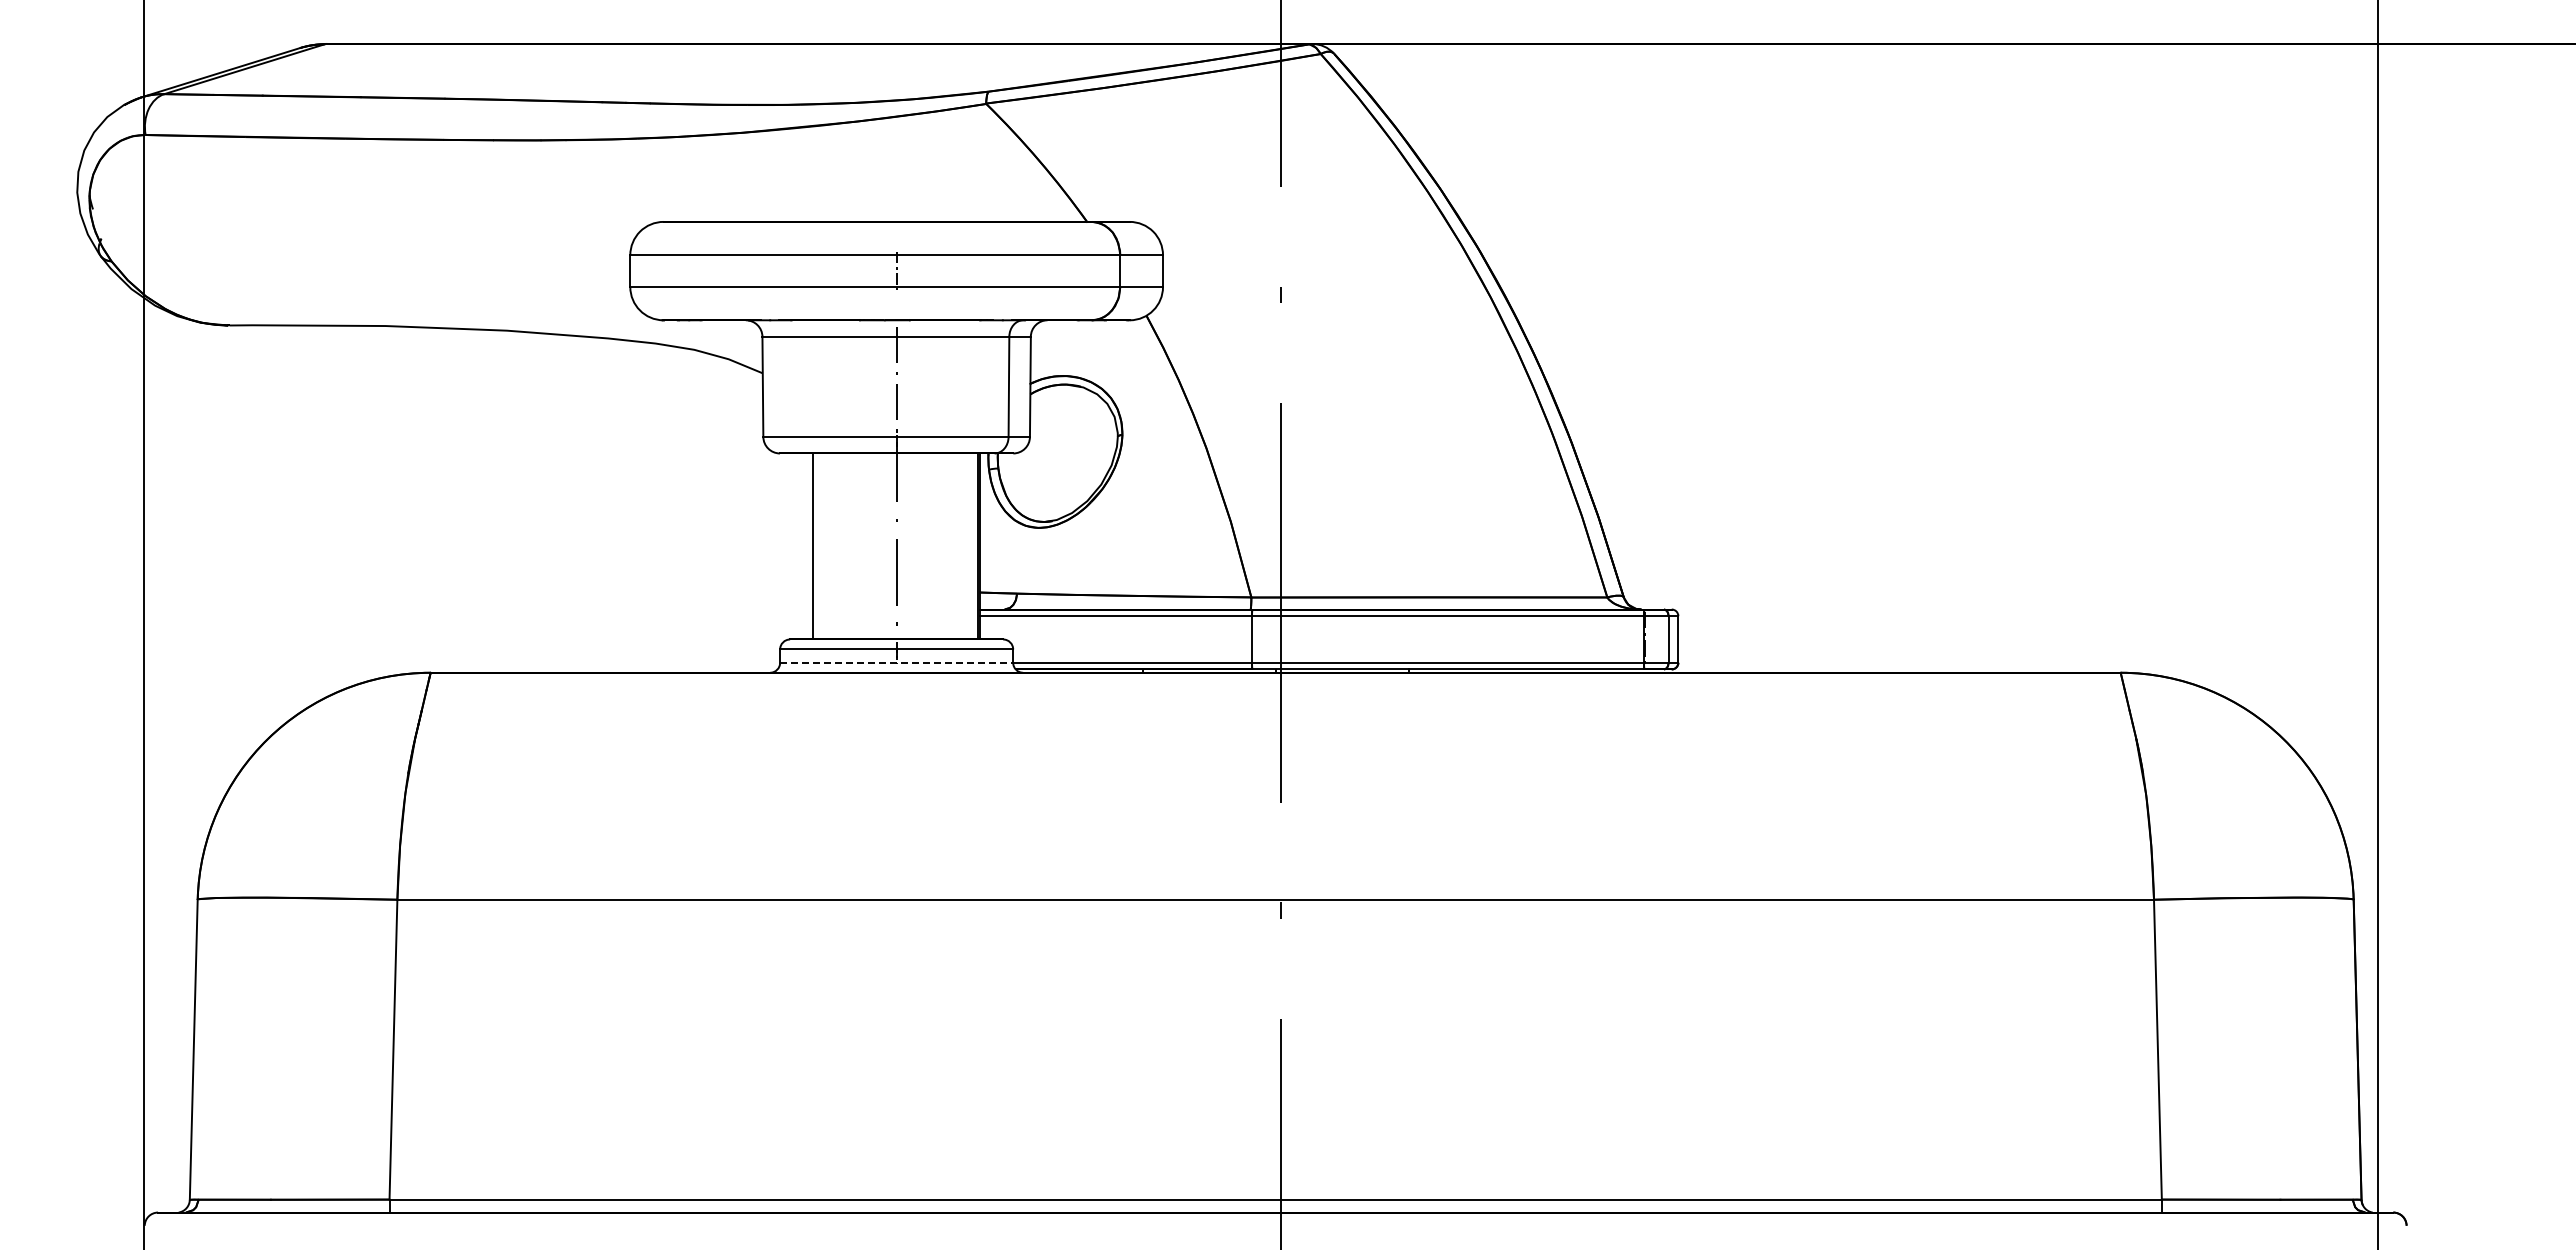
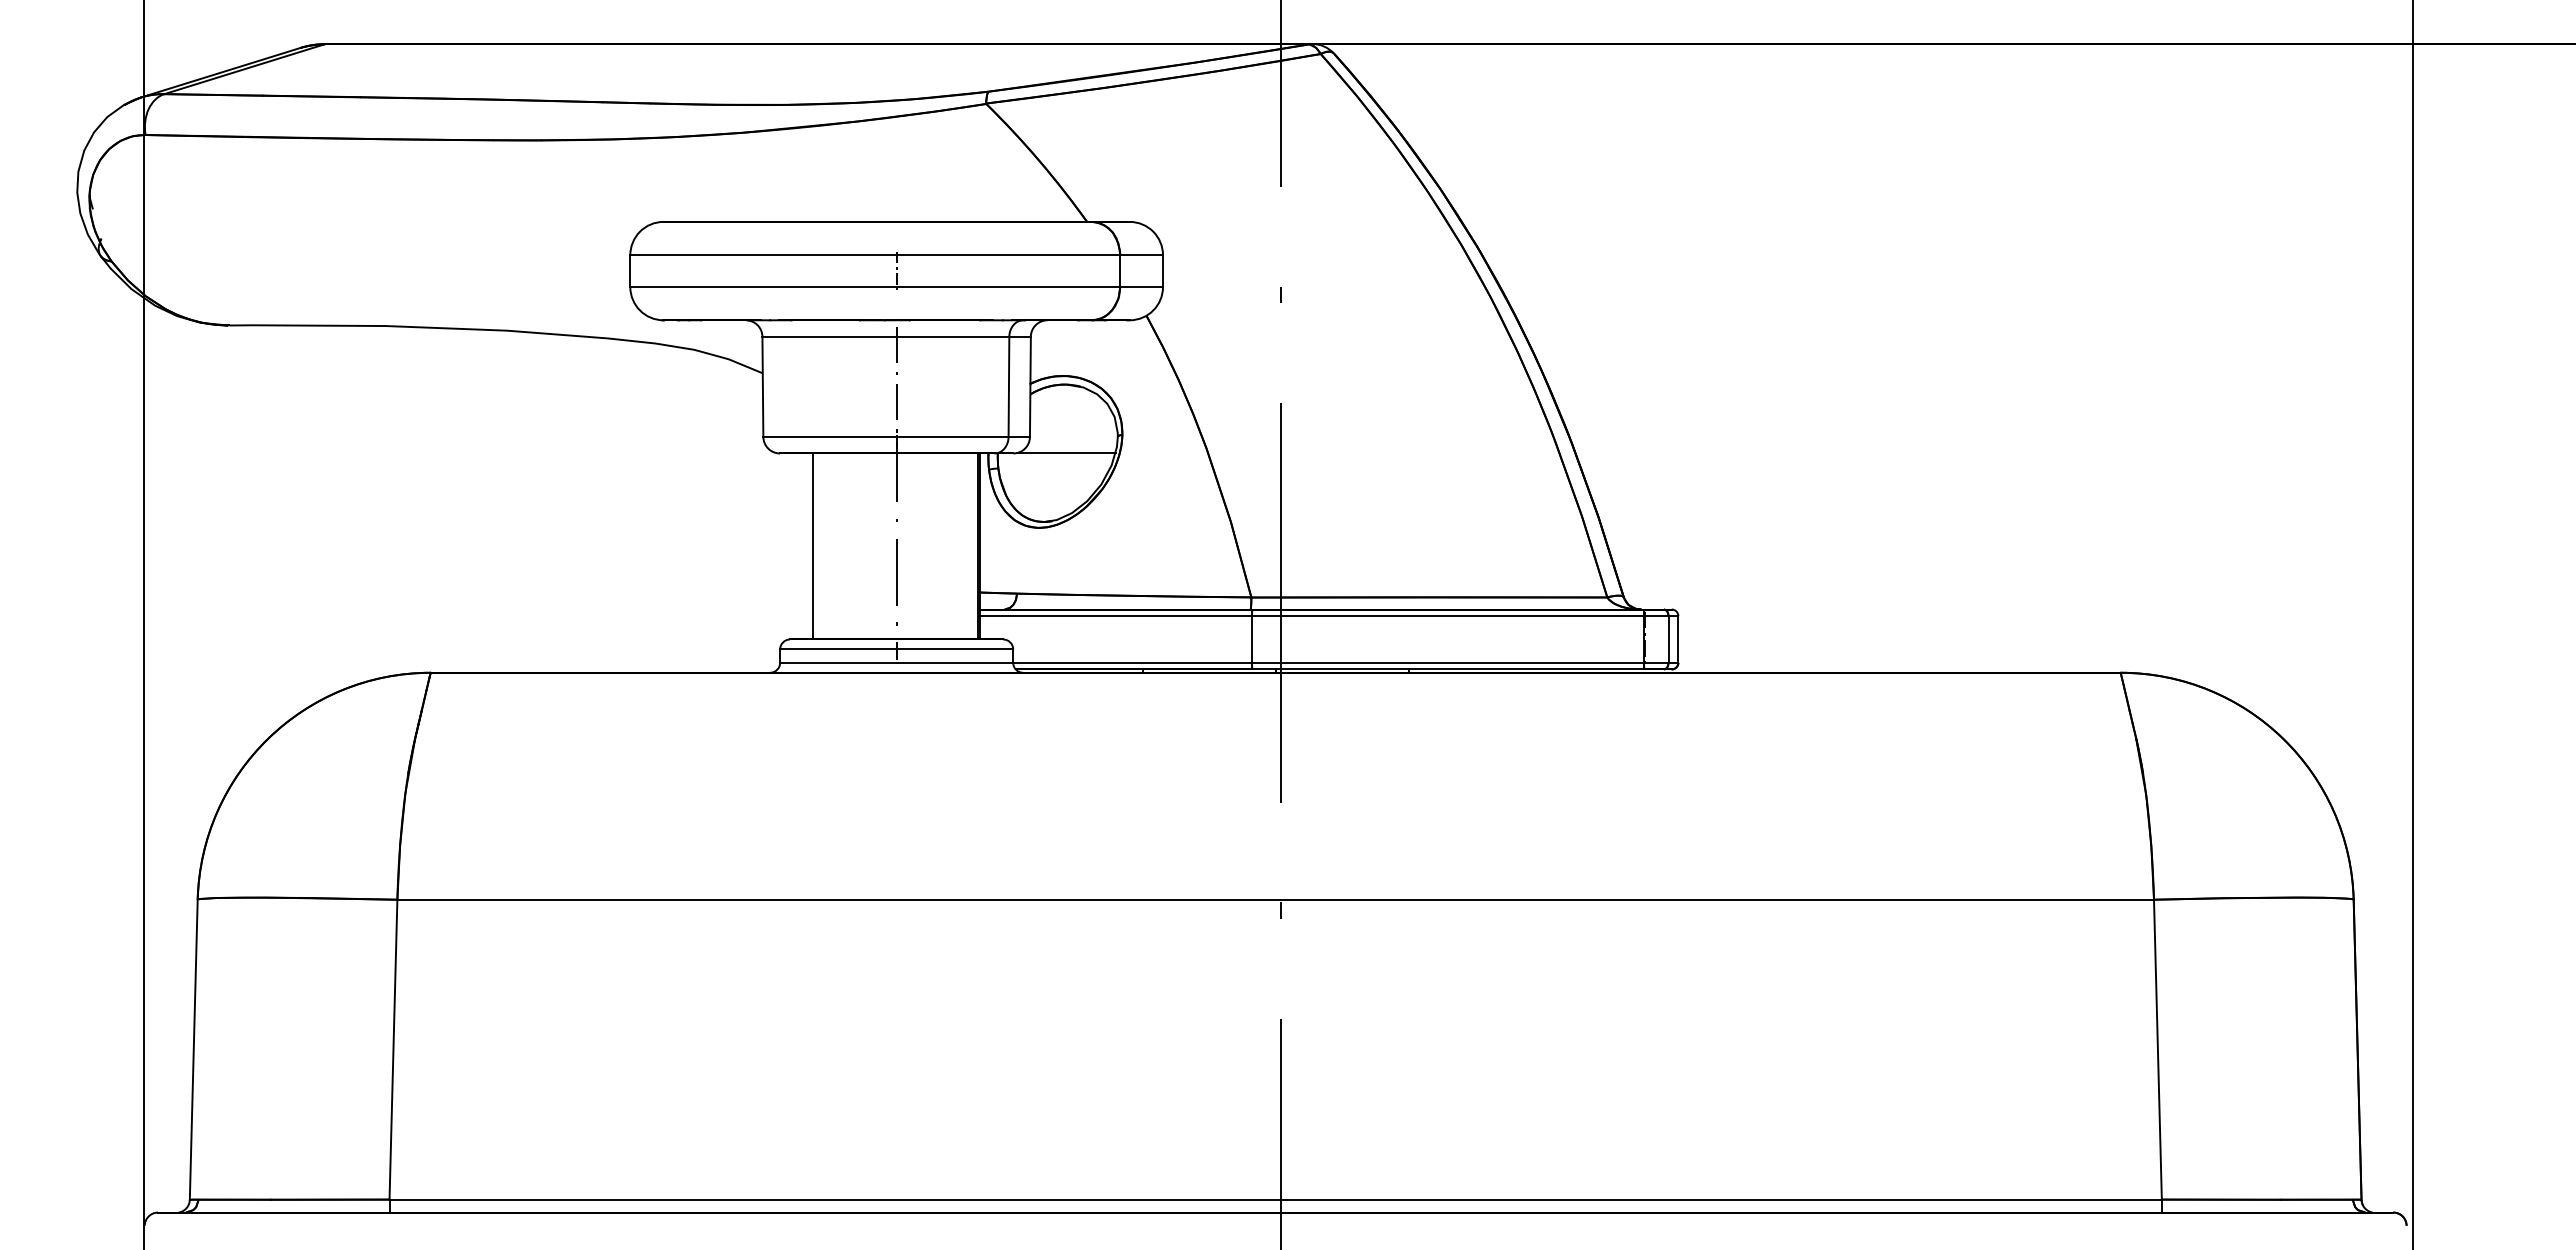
line: none -> present (1066, 453)
line position: (2378, 624) -> (2413, 624) (2413, 624)
line: dashed -> solid (896, 662)
